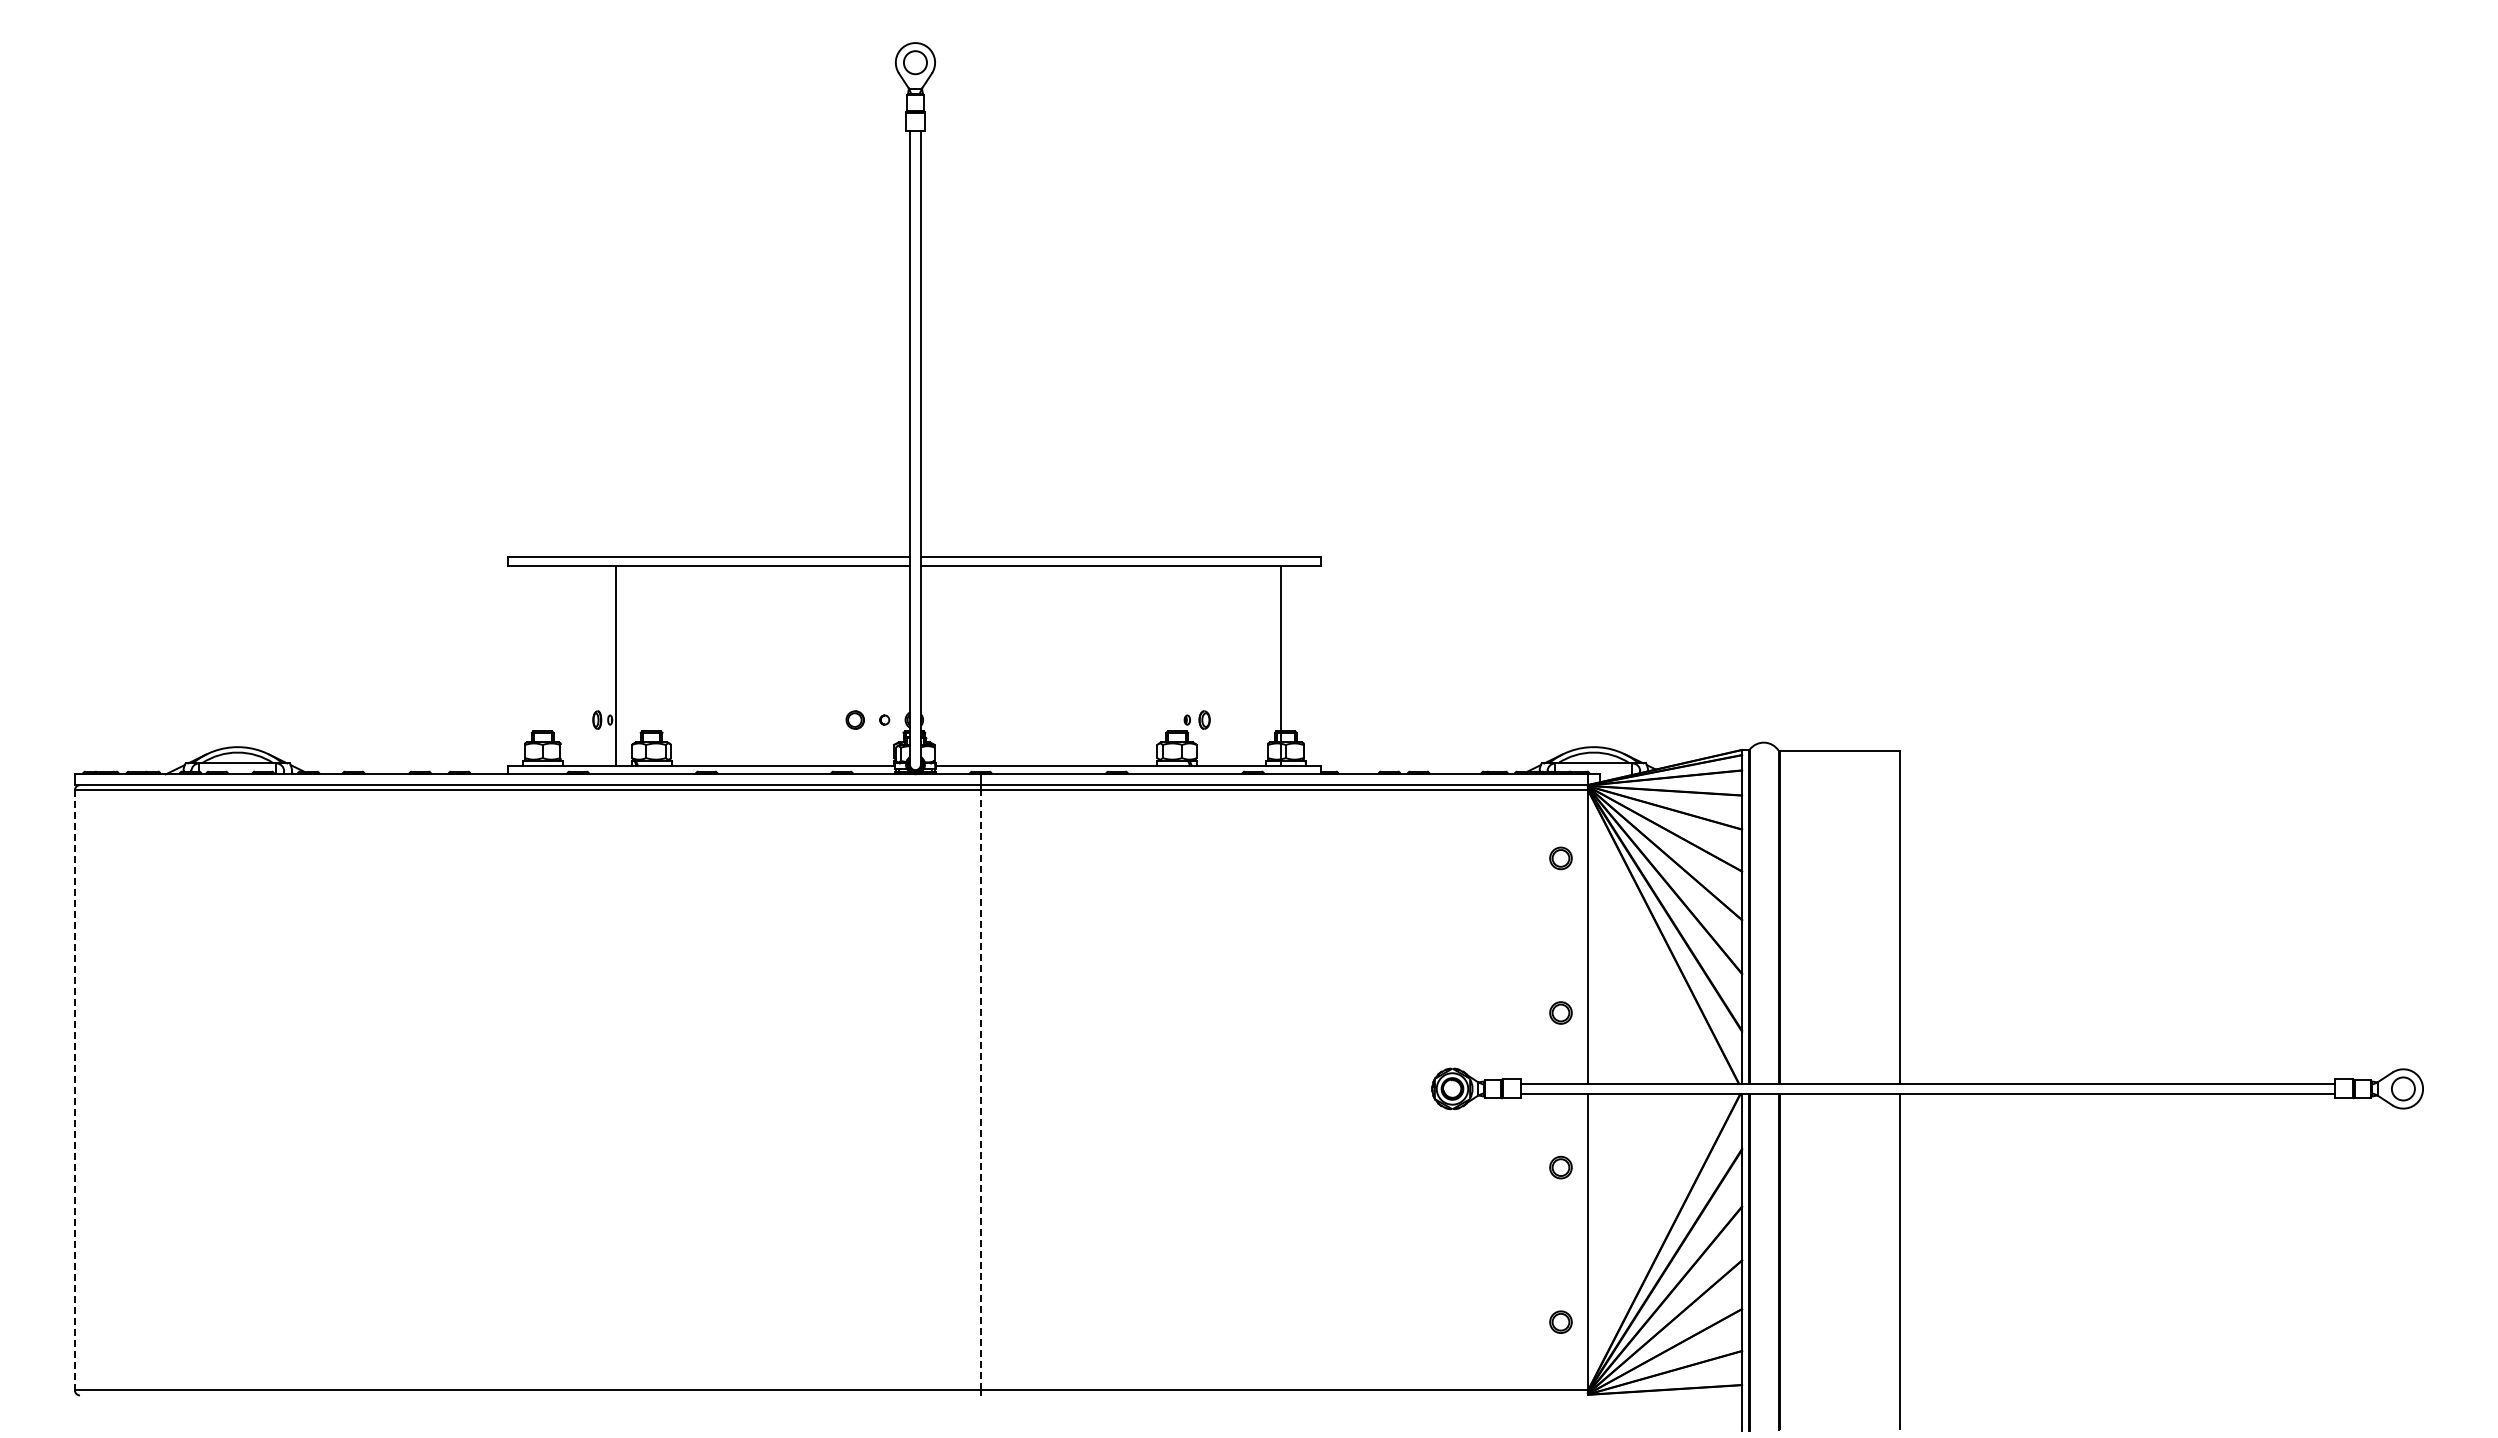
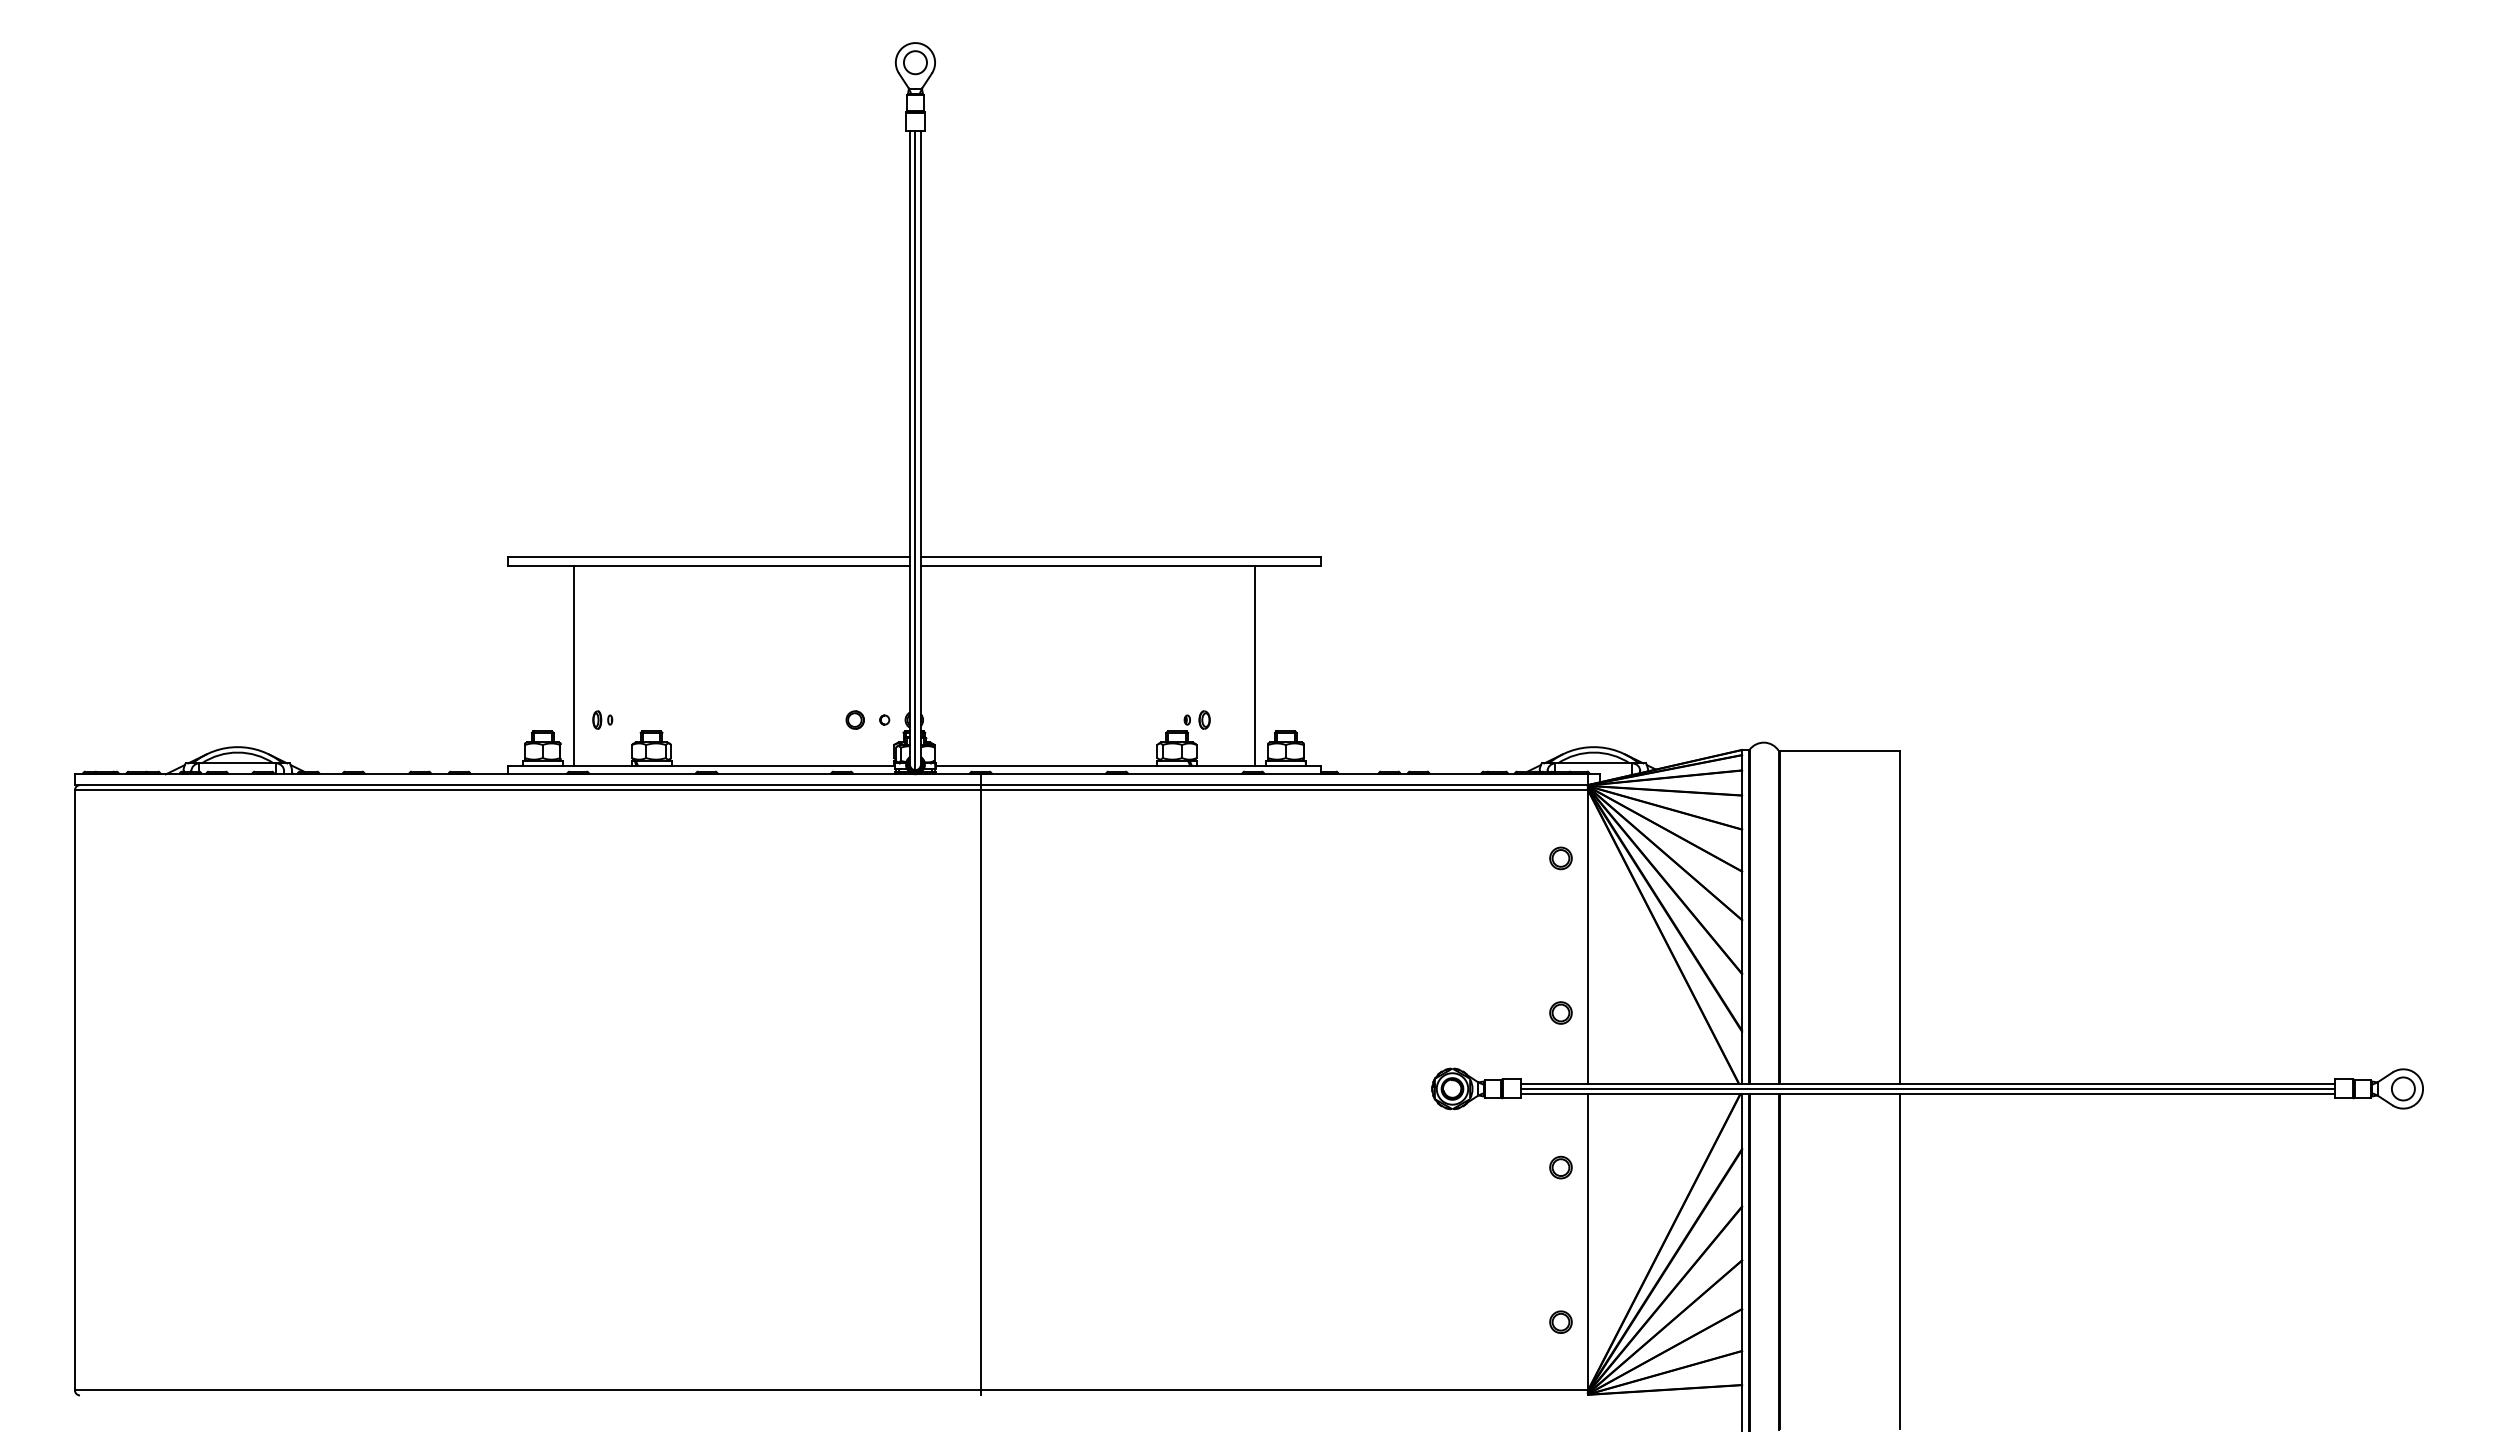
line: none -> present (915, 450)
line position: (615, 665) -> (573, 665) (573, 665)
line position: (1280, 665) -> (1254, 665) (1254, 665)
line: none -> present (1927, 1088)
line: dashed -> solid (980, 1089)
line: dashed -> solid (74, 1090)
